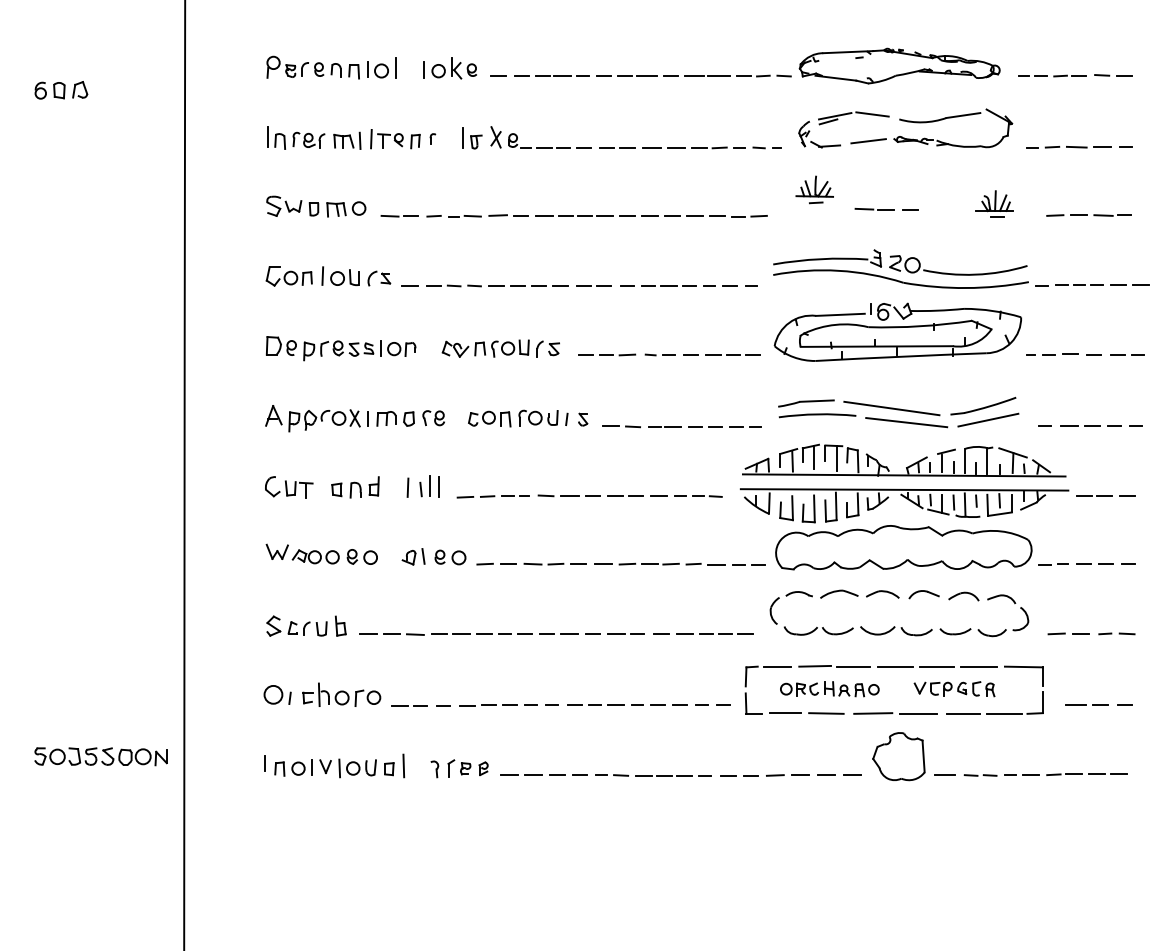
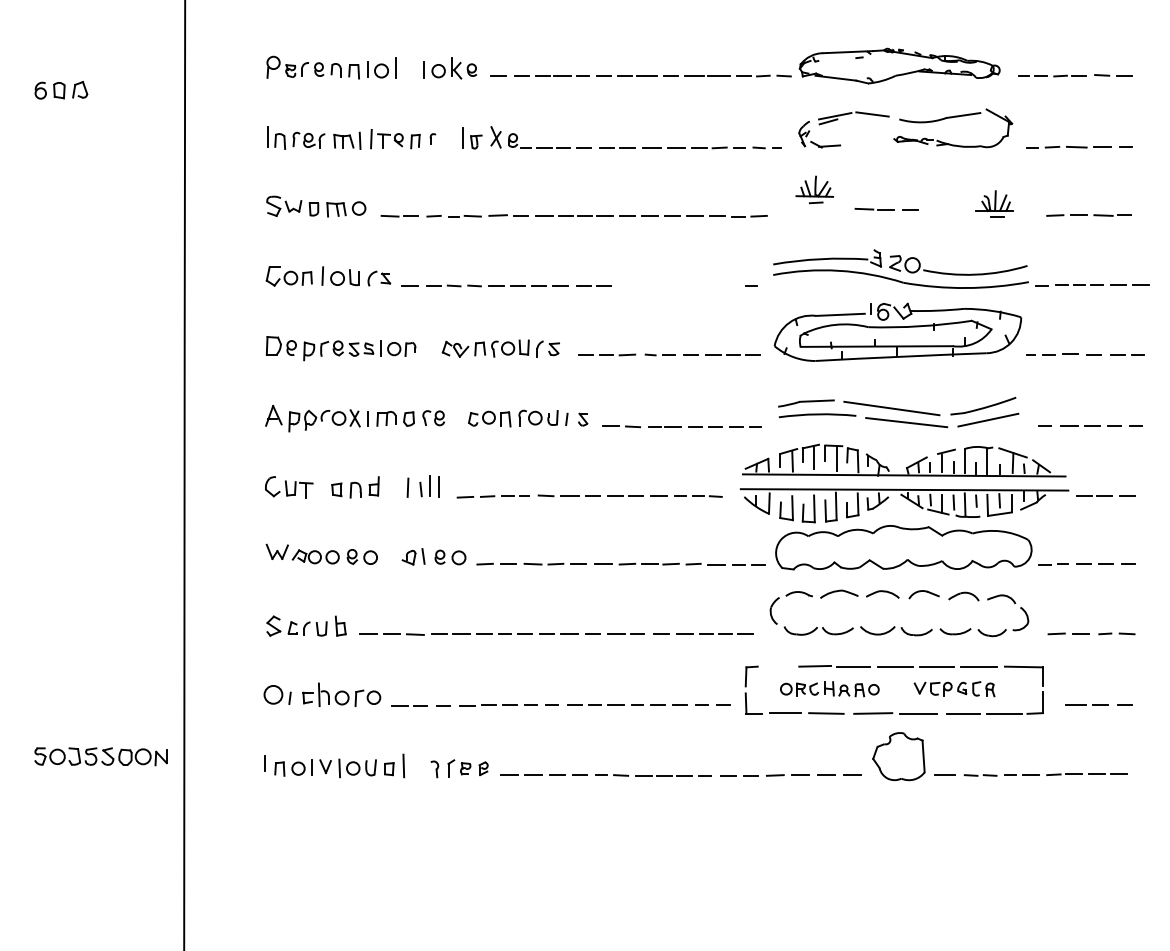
line: present -> none (868, 141)
line: present -> none (677, 285)
line: present -> none (777, 666)
